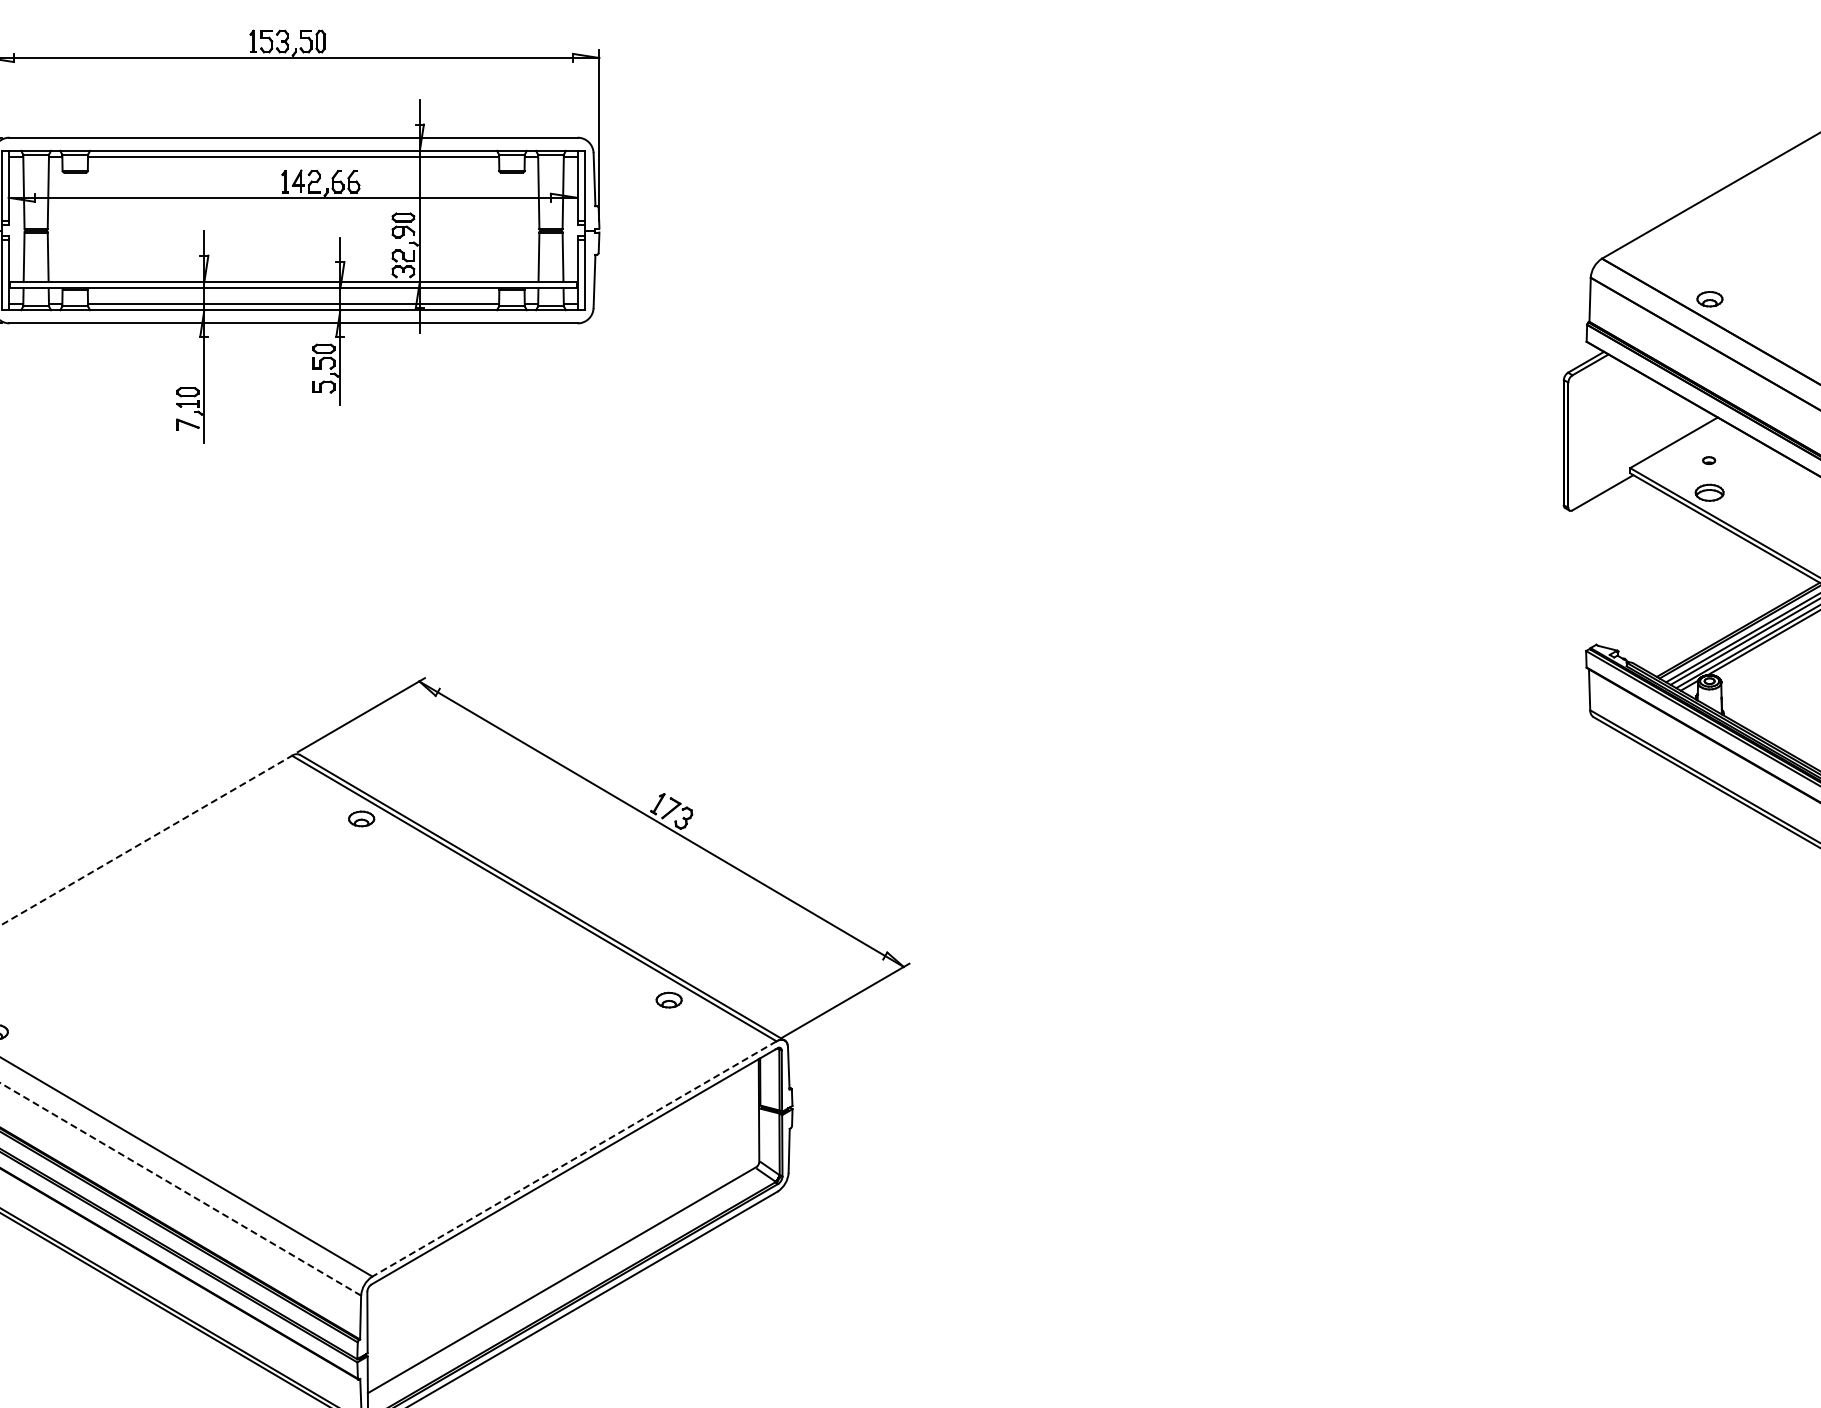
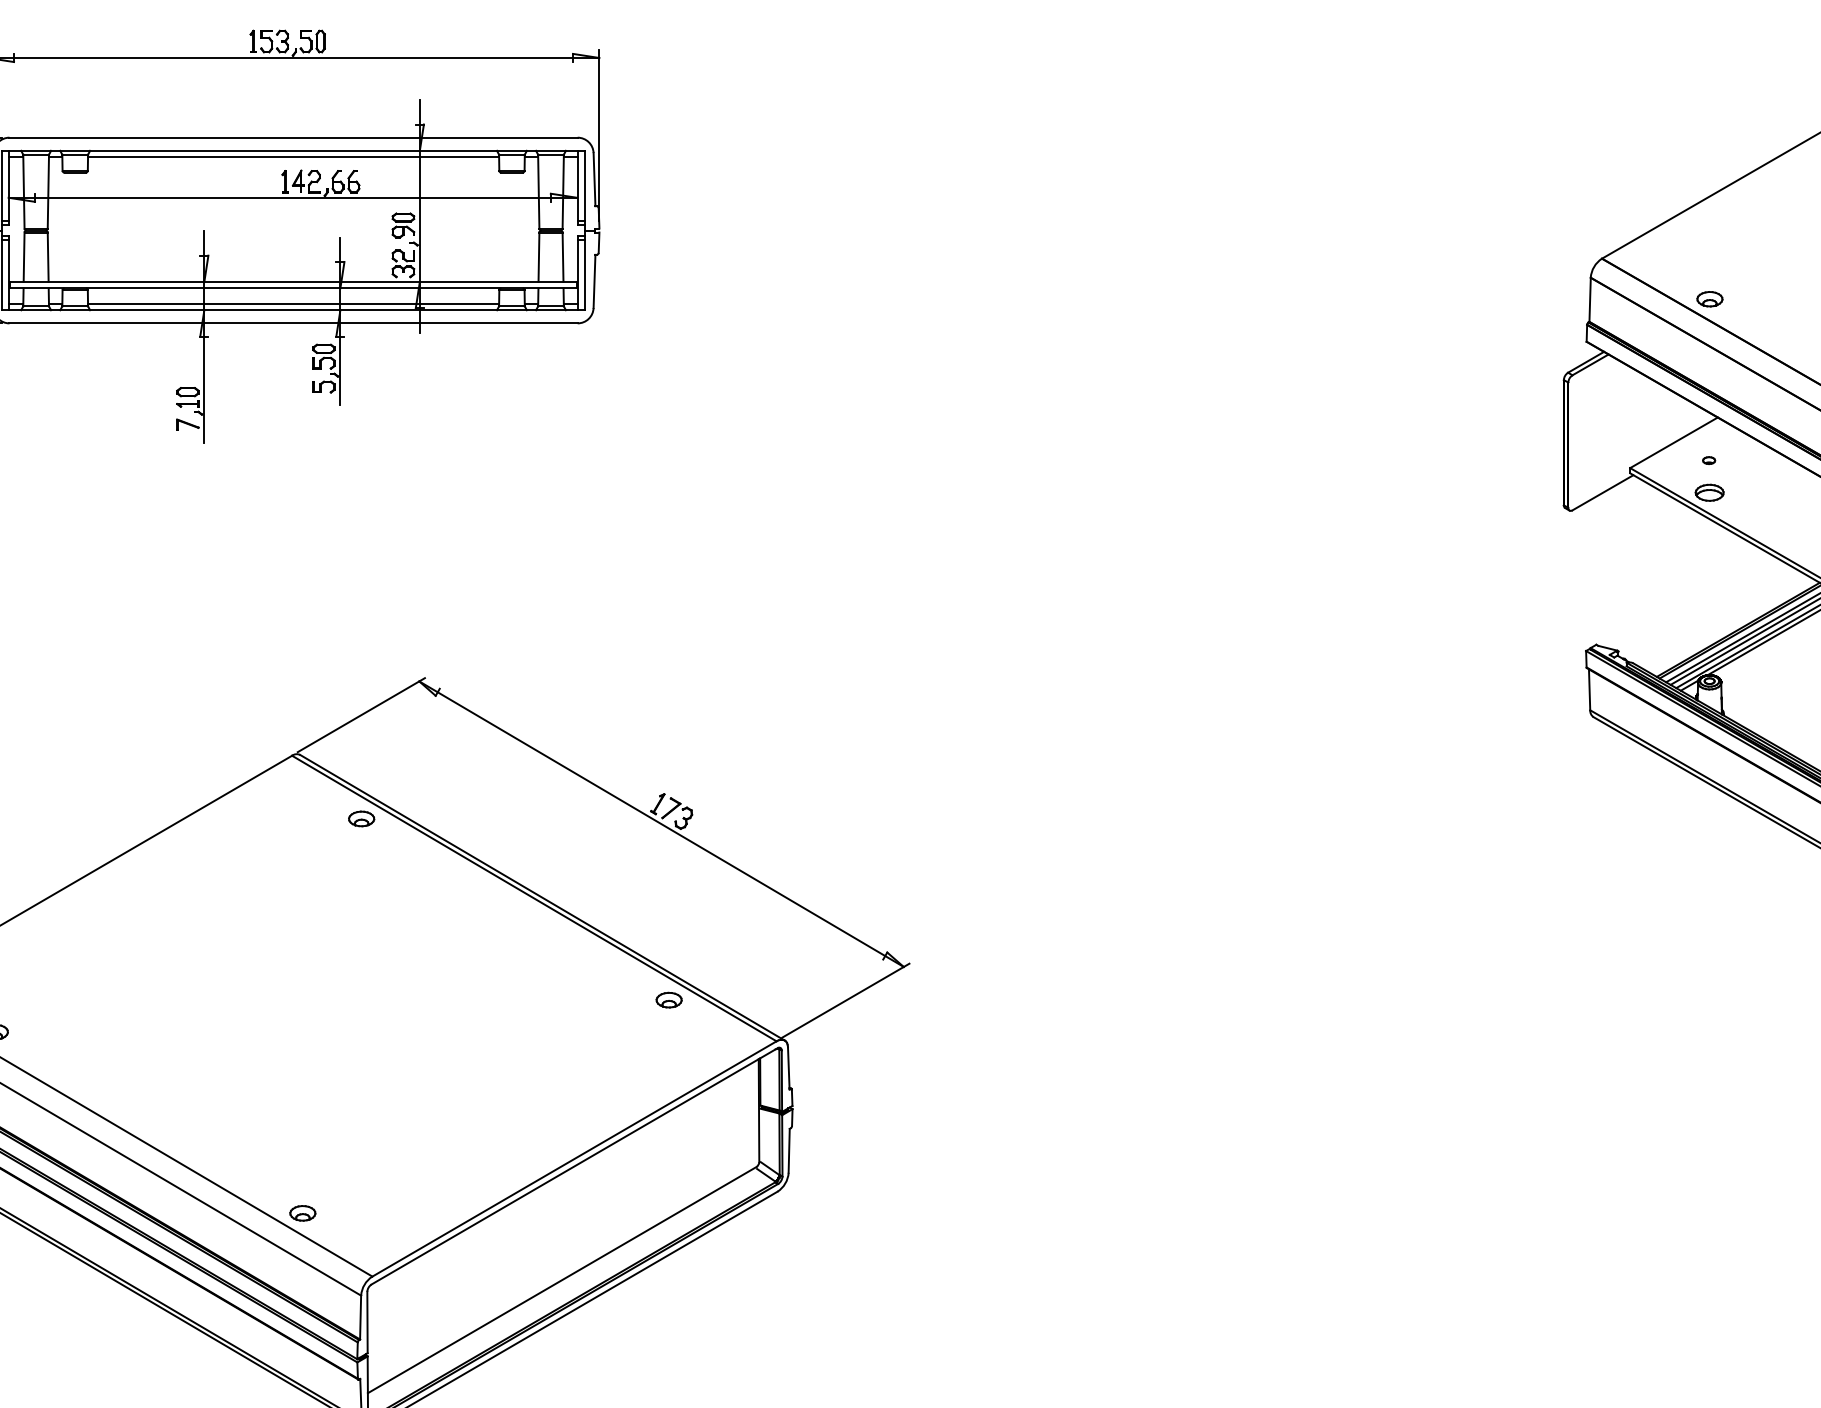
line: dashed -> solid (146, 840)
line: dashed -> solid (574, 1158)
line: dashed -> solid (180, 1189)
part: none -> present (302, 1213)
